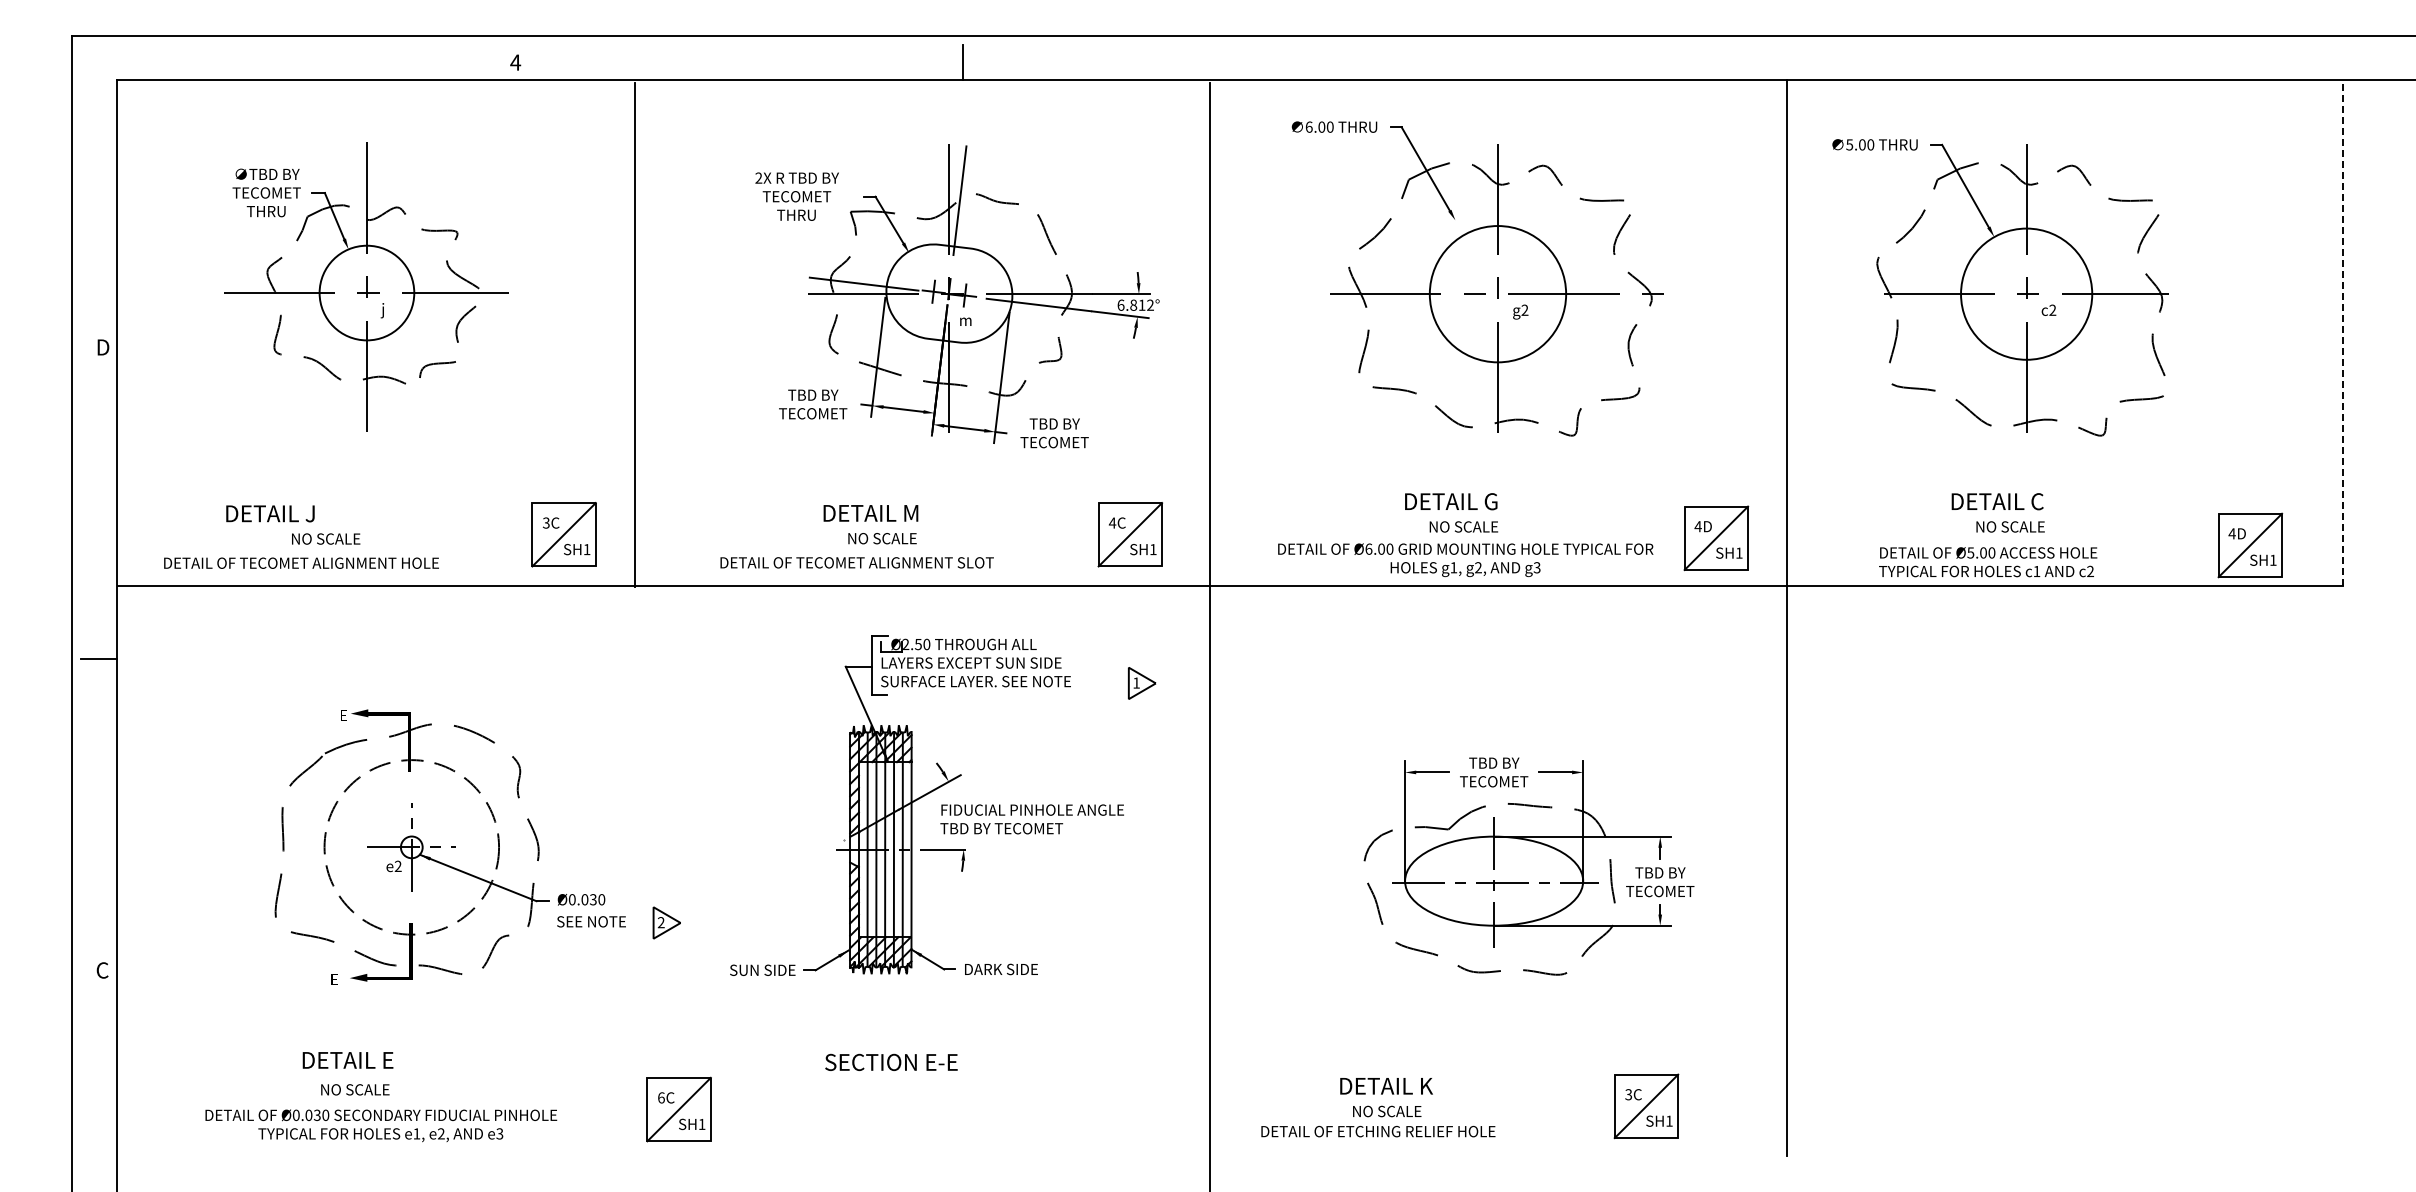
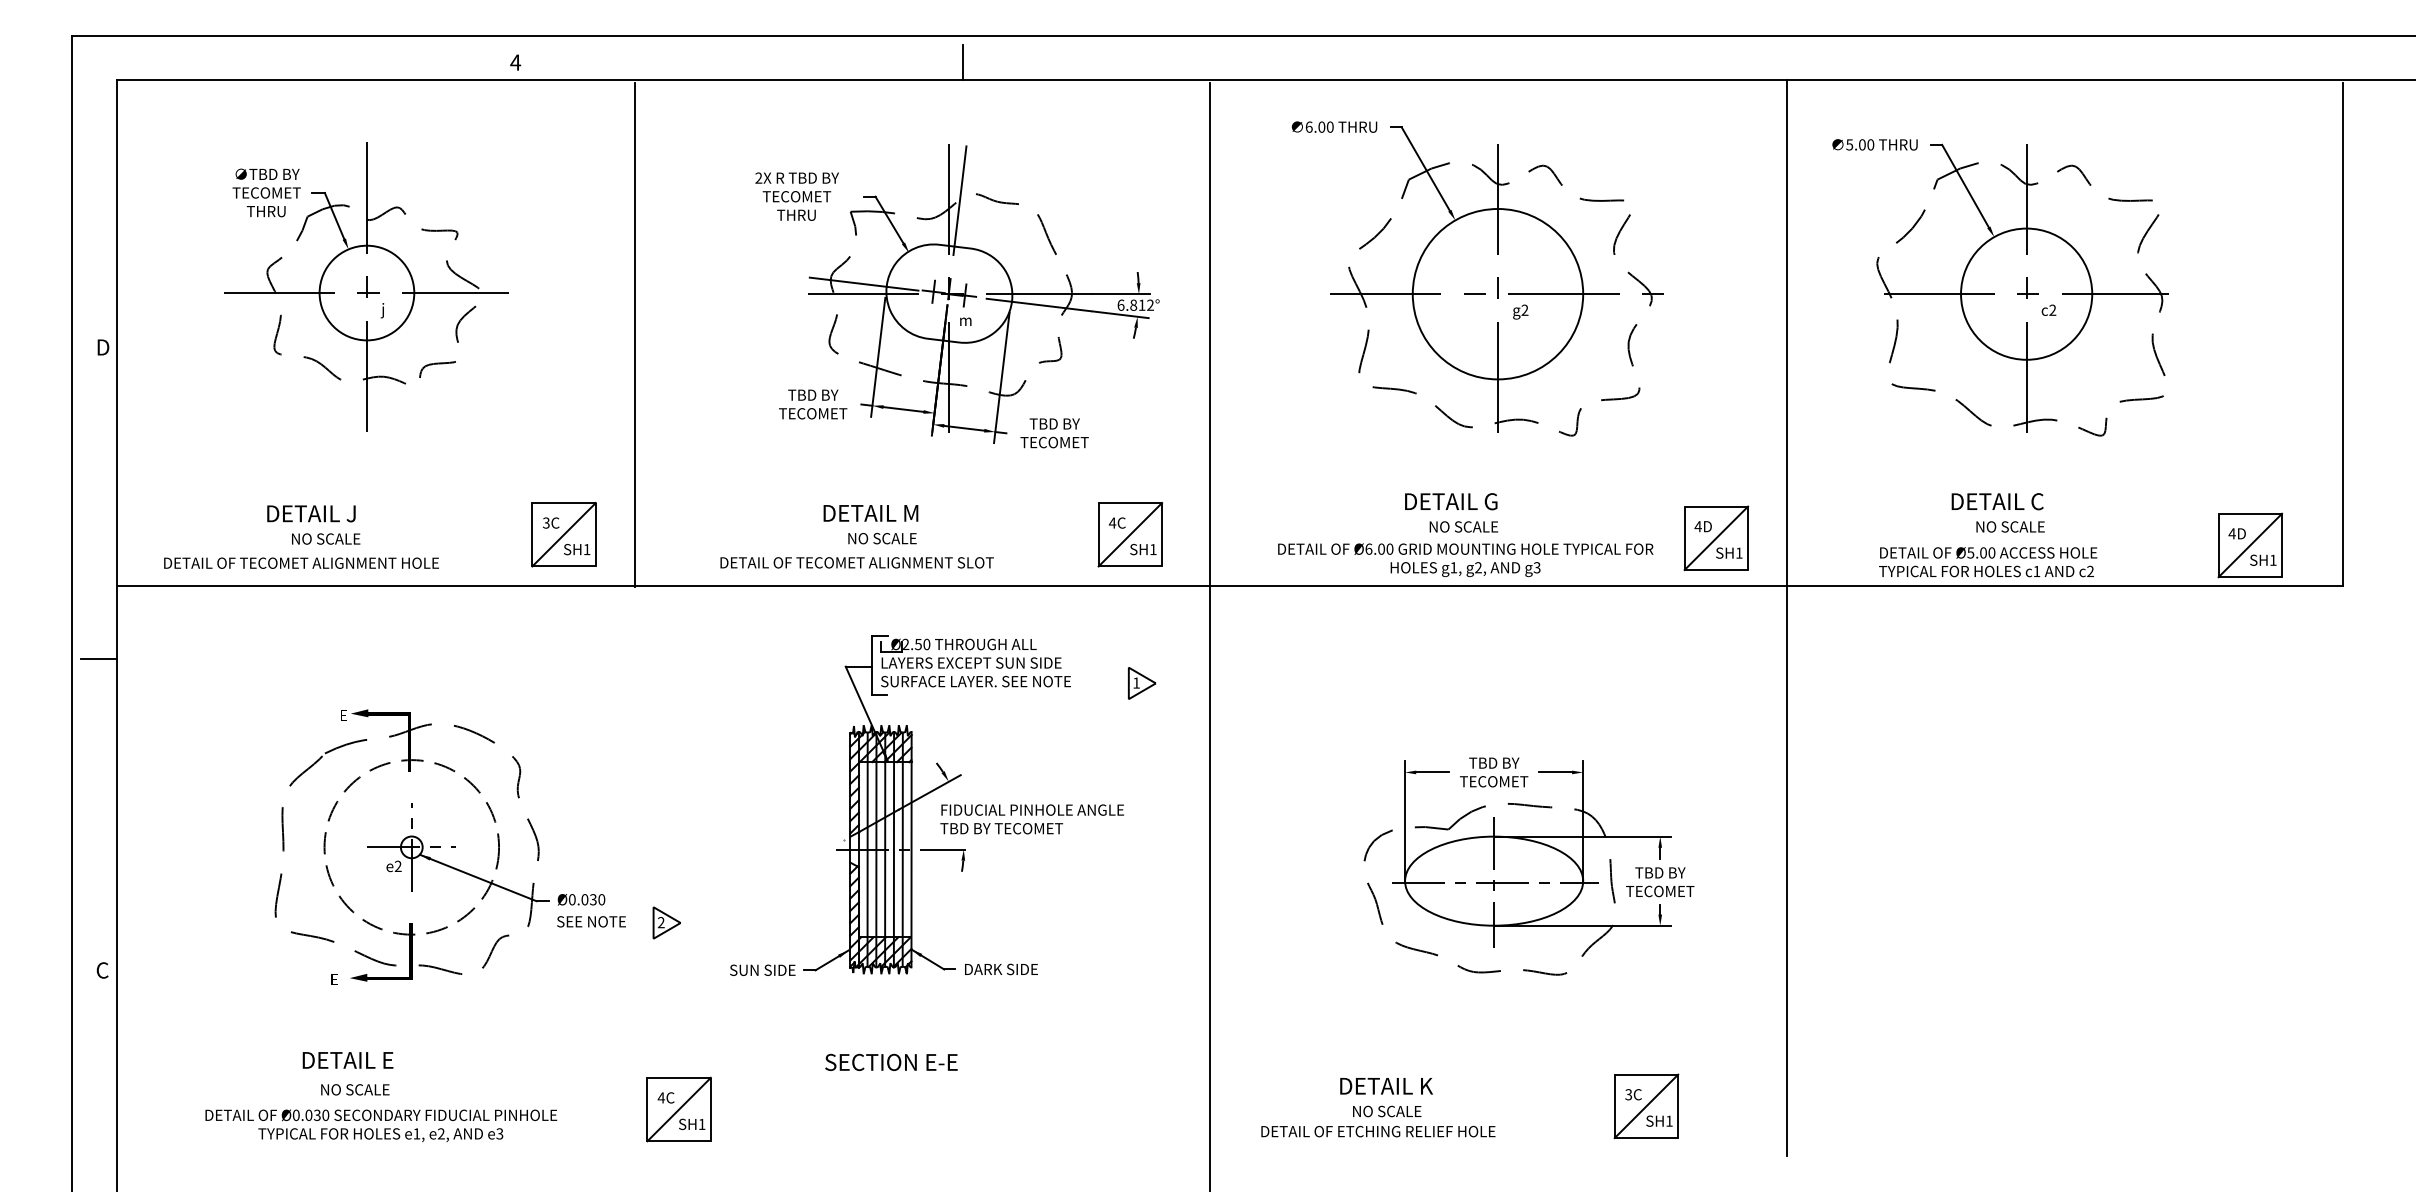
circle diameter: 136 px -> 170 px (1497, 293)
line: dashed -> solid (2343, 334)
text position: (270, 513) -> (311, 513) (311, 513)
text: 6C -> 4C (661, 1097)
